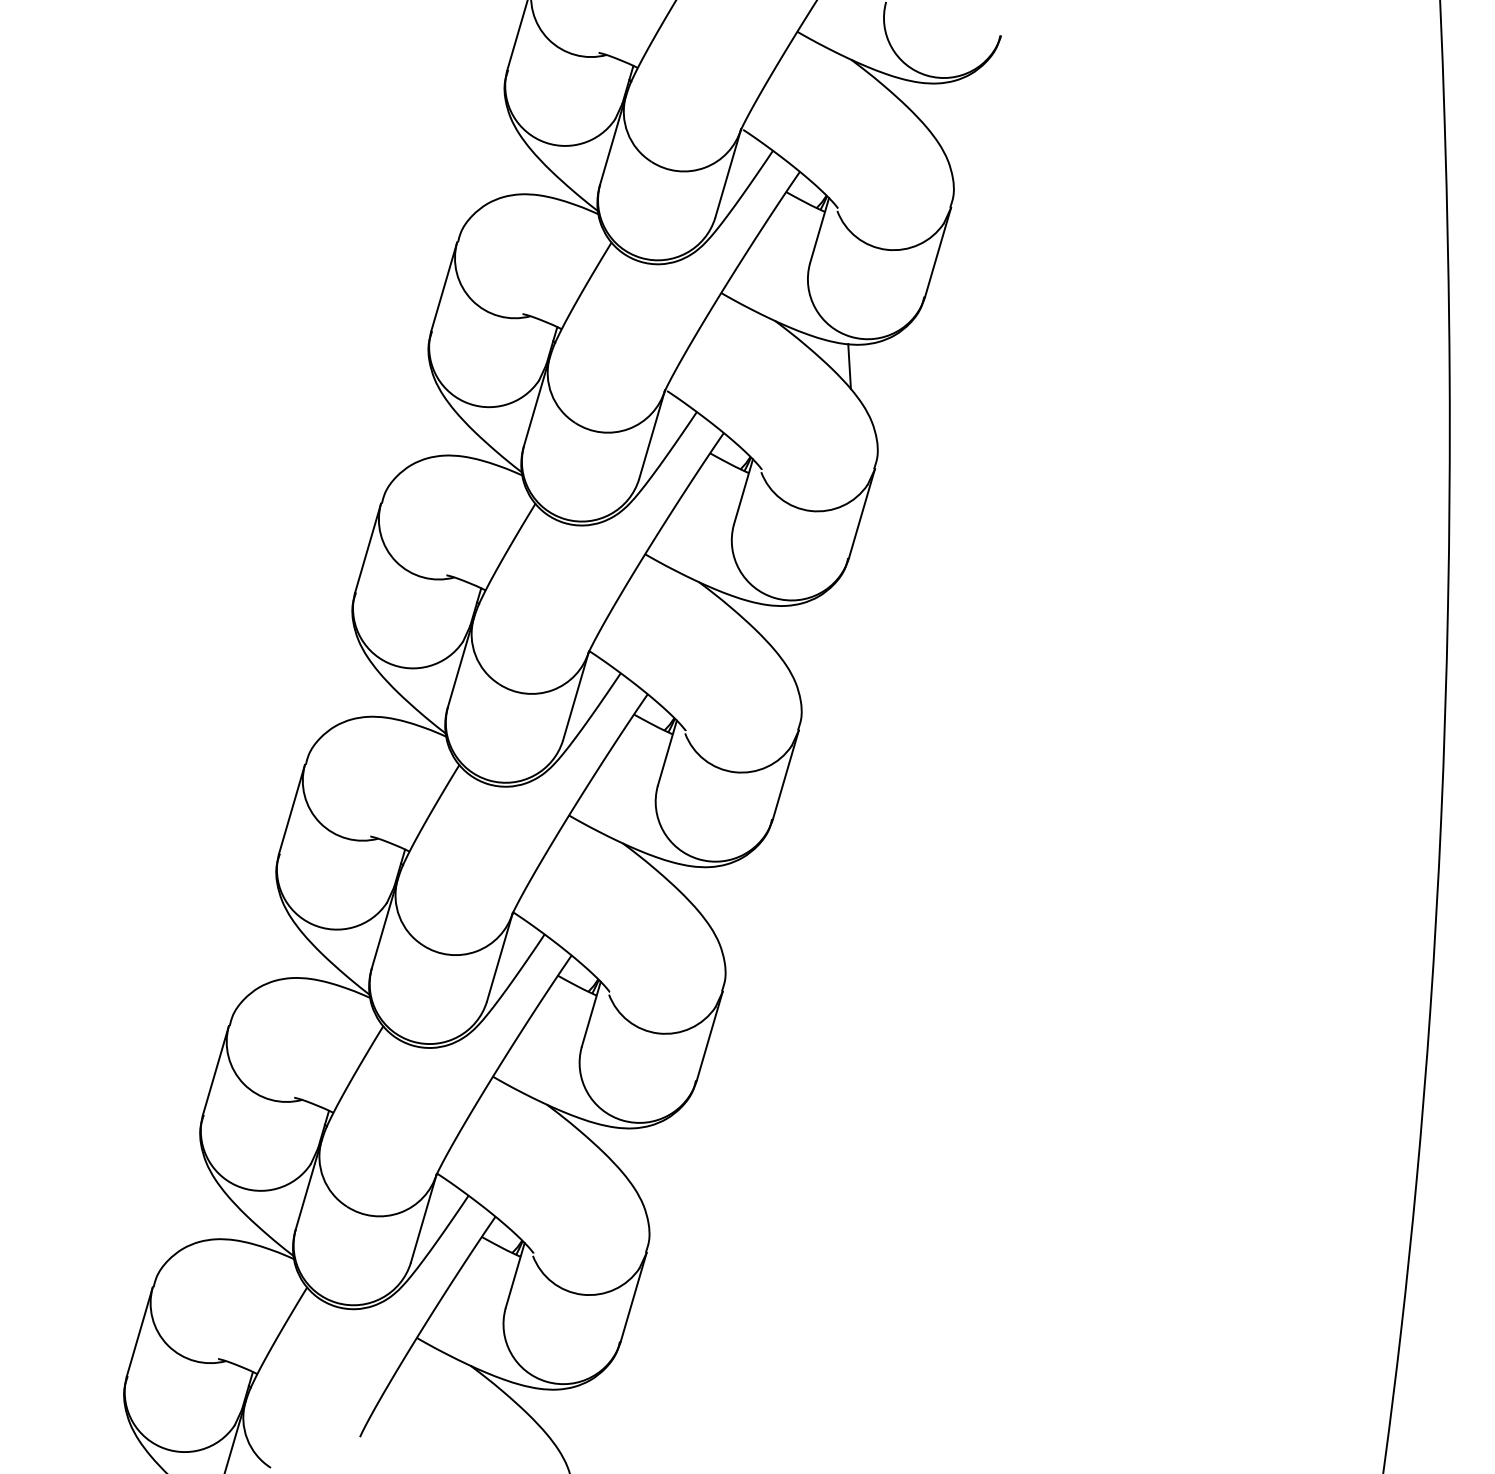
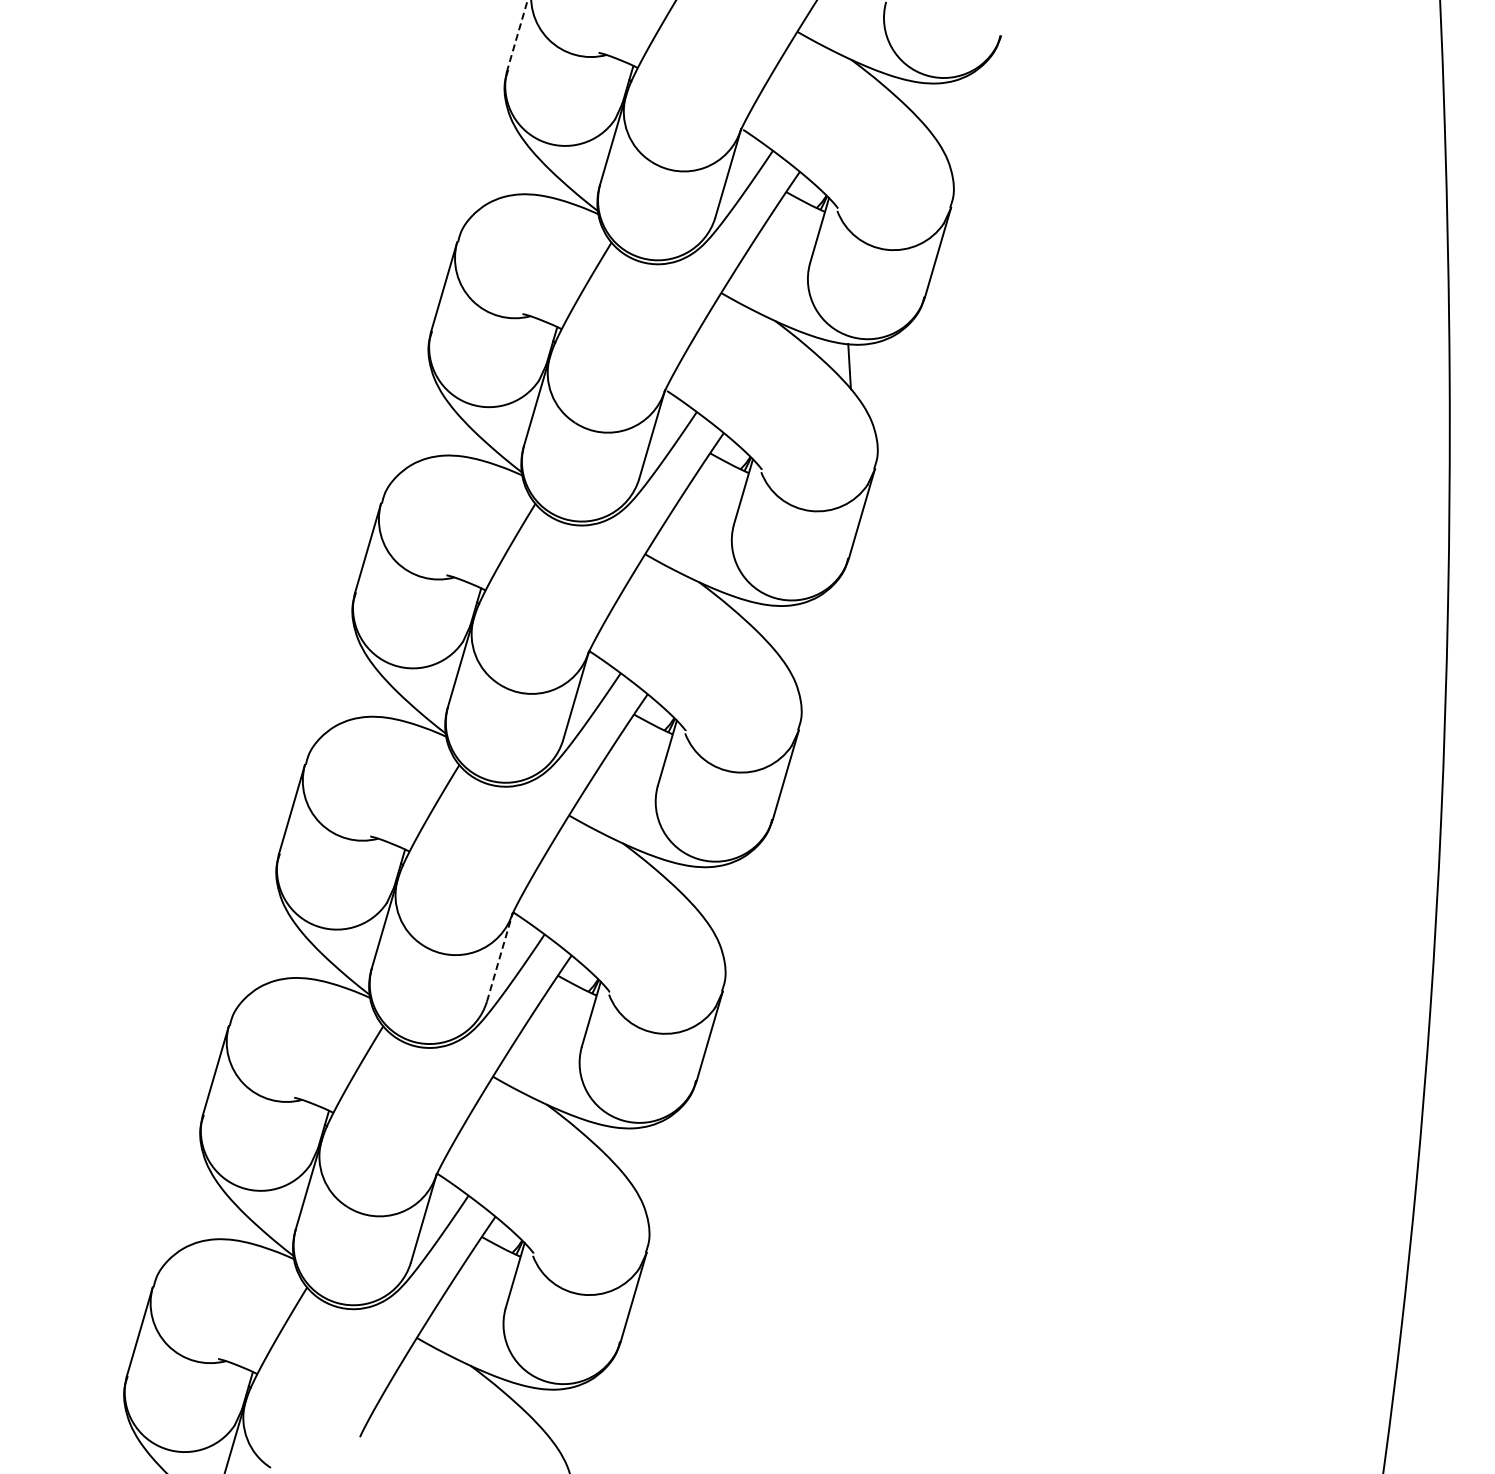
line: solid -> dashed (517, 35)
line: solid -> dashed (500, 956)
